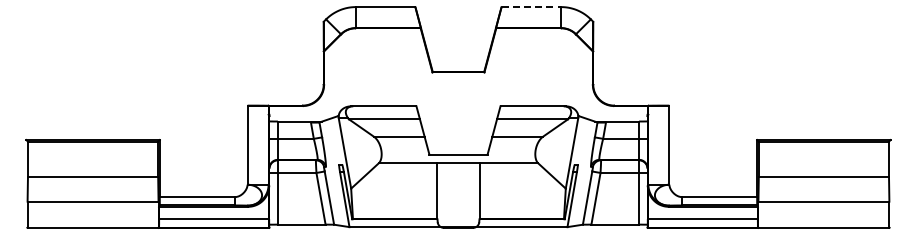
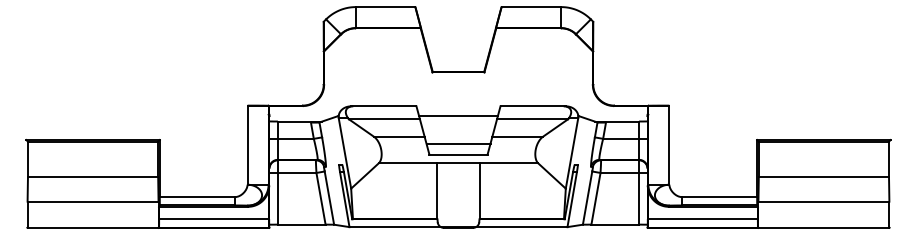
line: dashed -> solid (531, 7)
line: none -> present (458, 116)
line: none -> present (458, 143)
